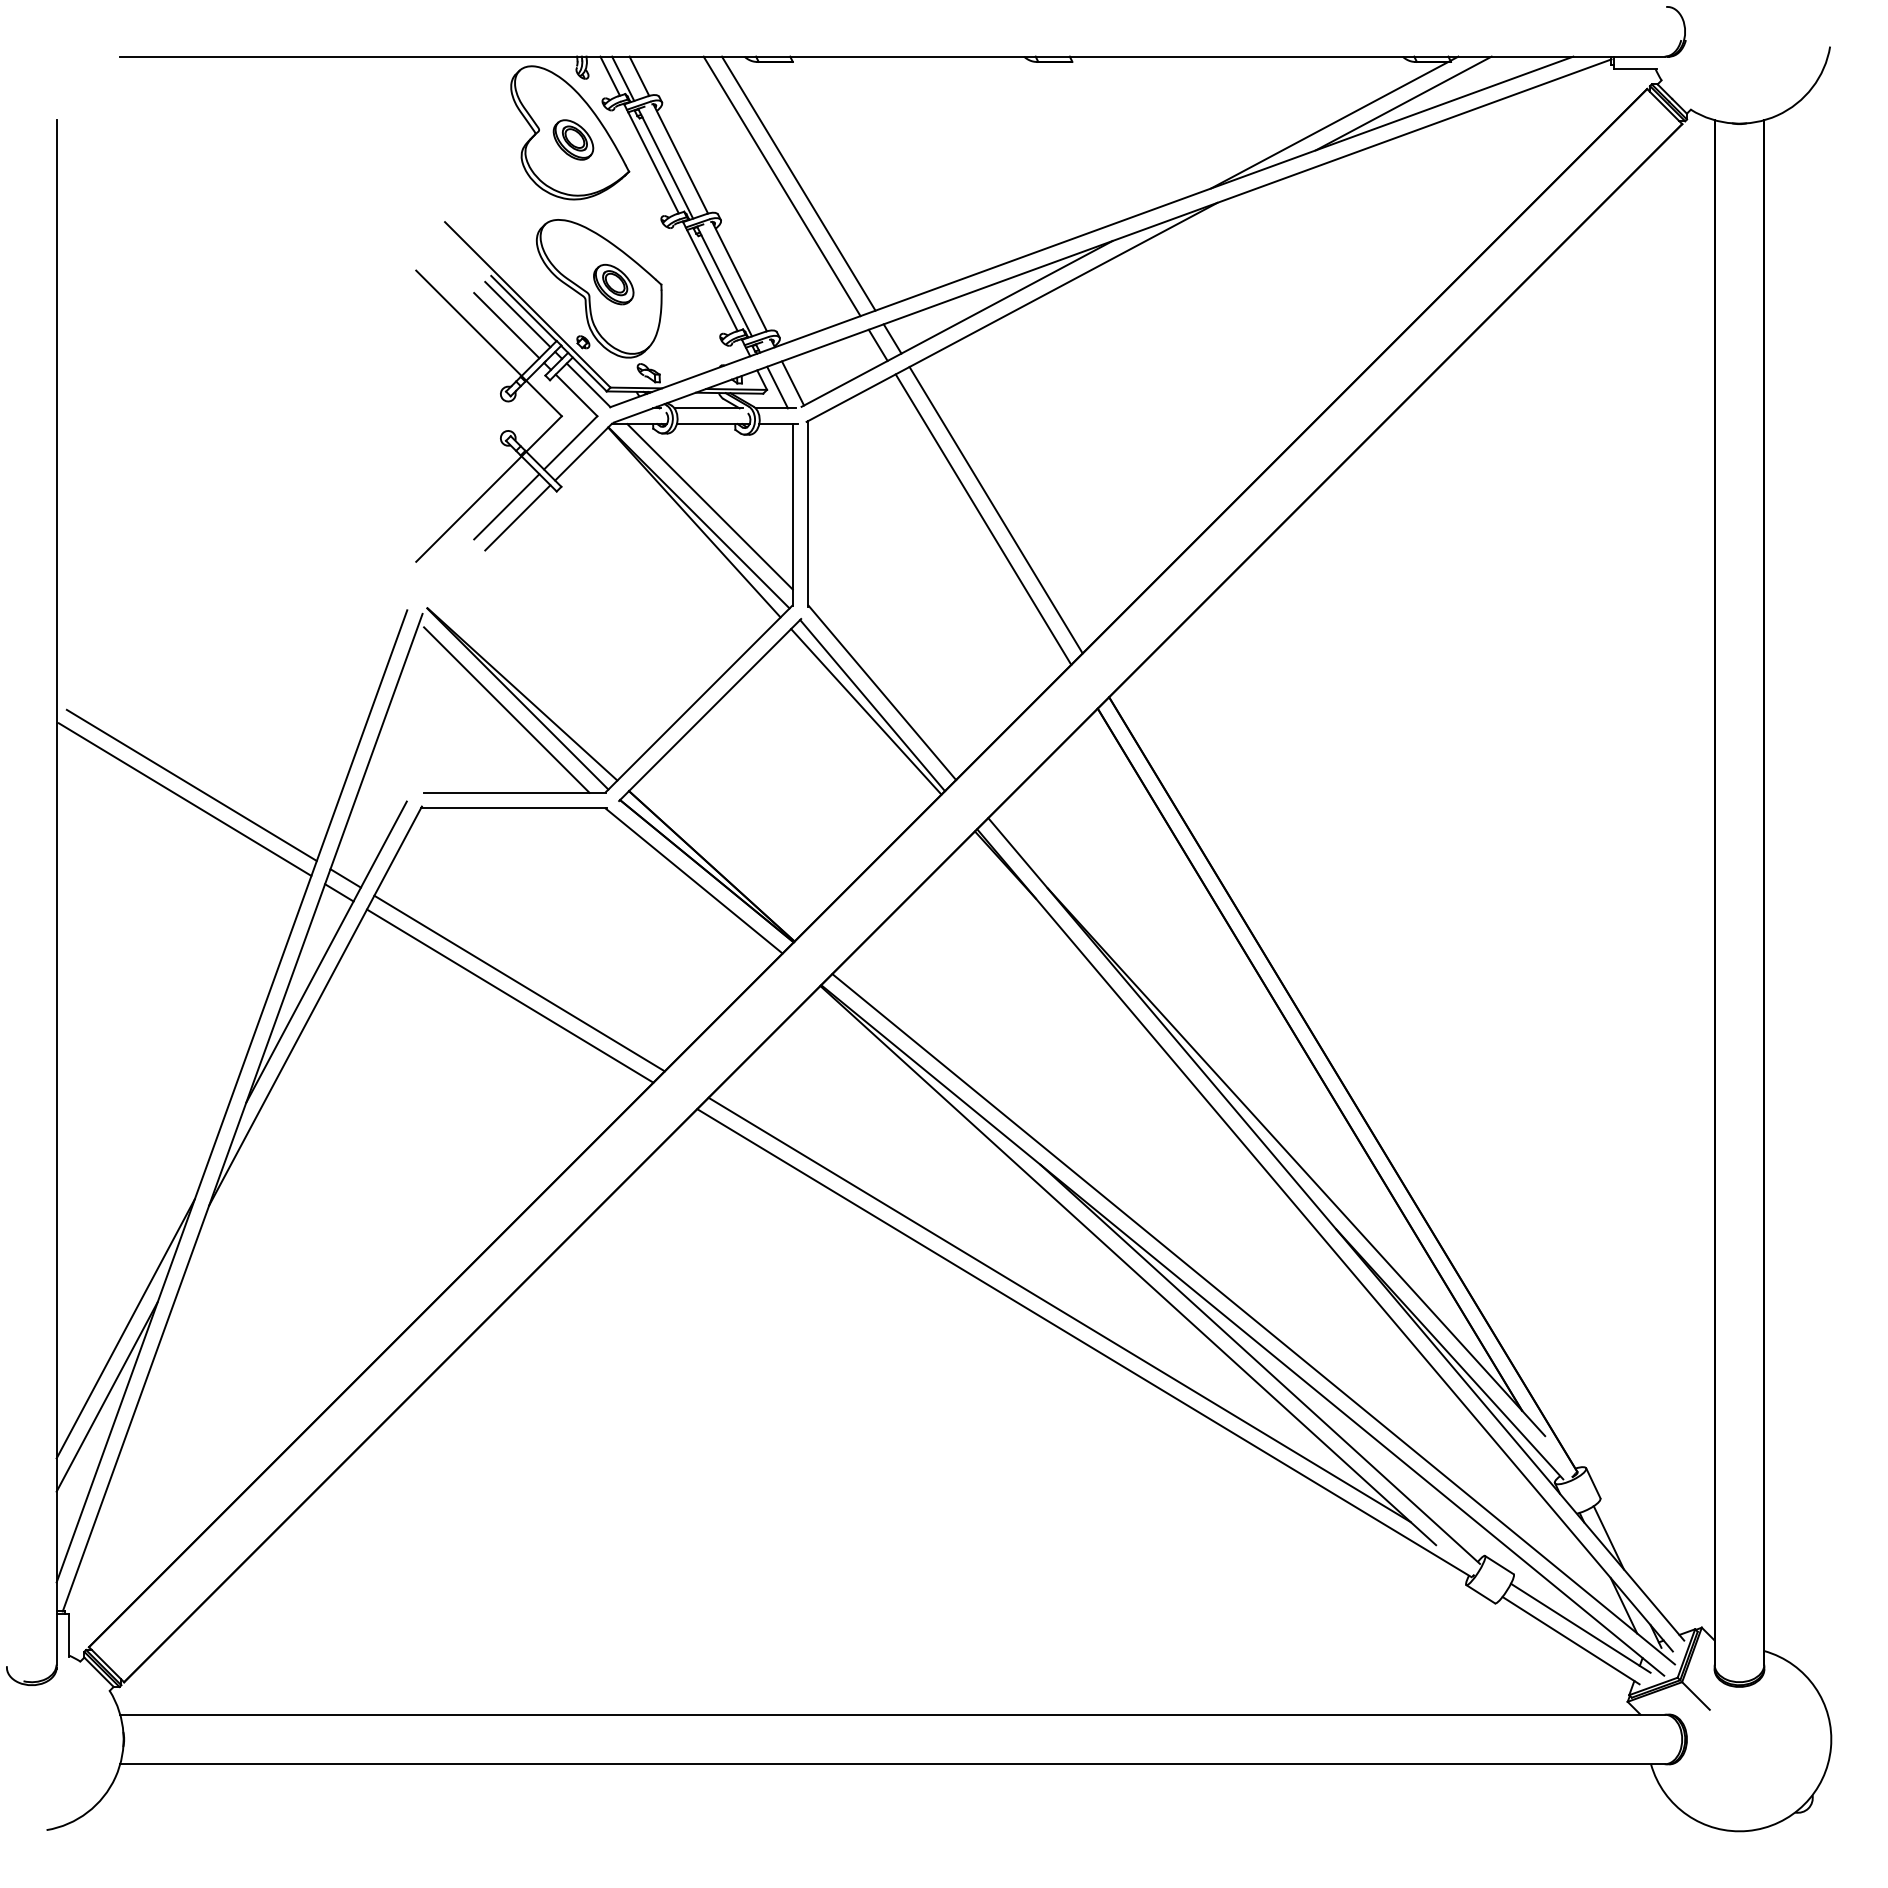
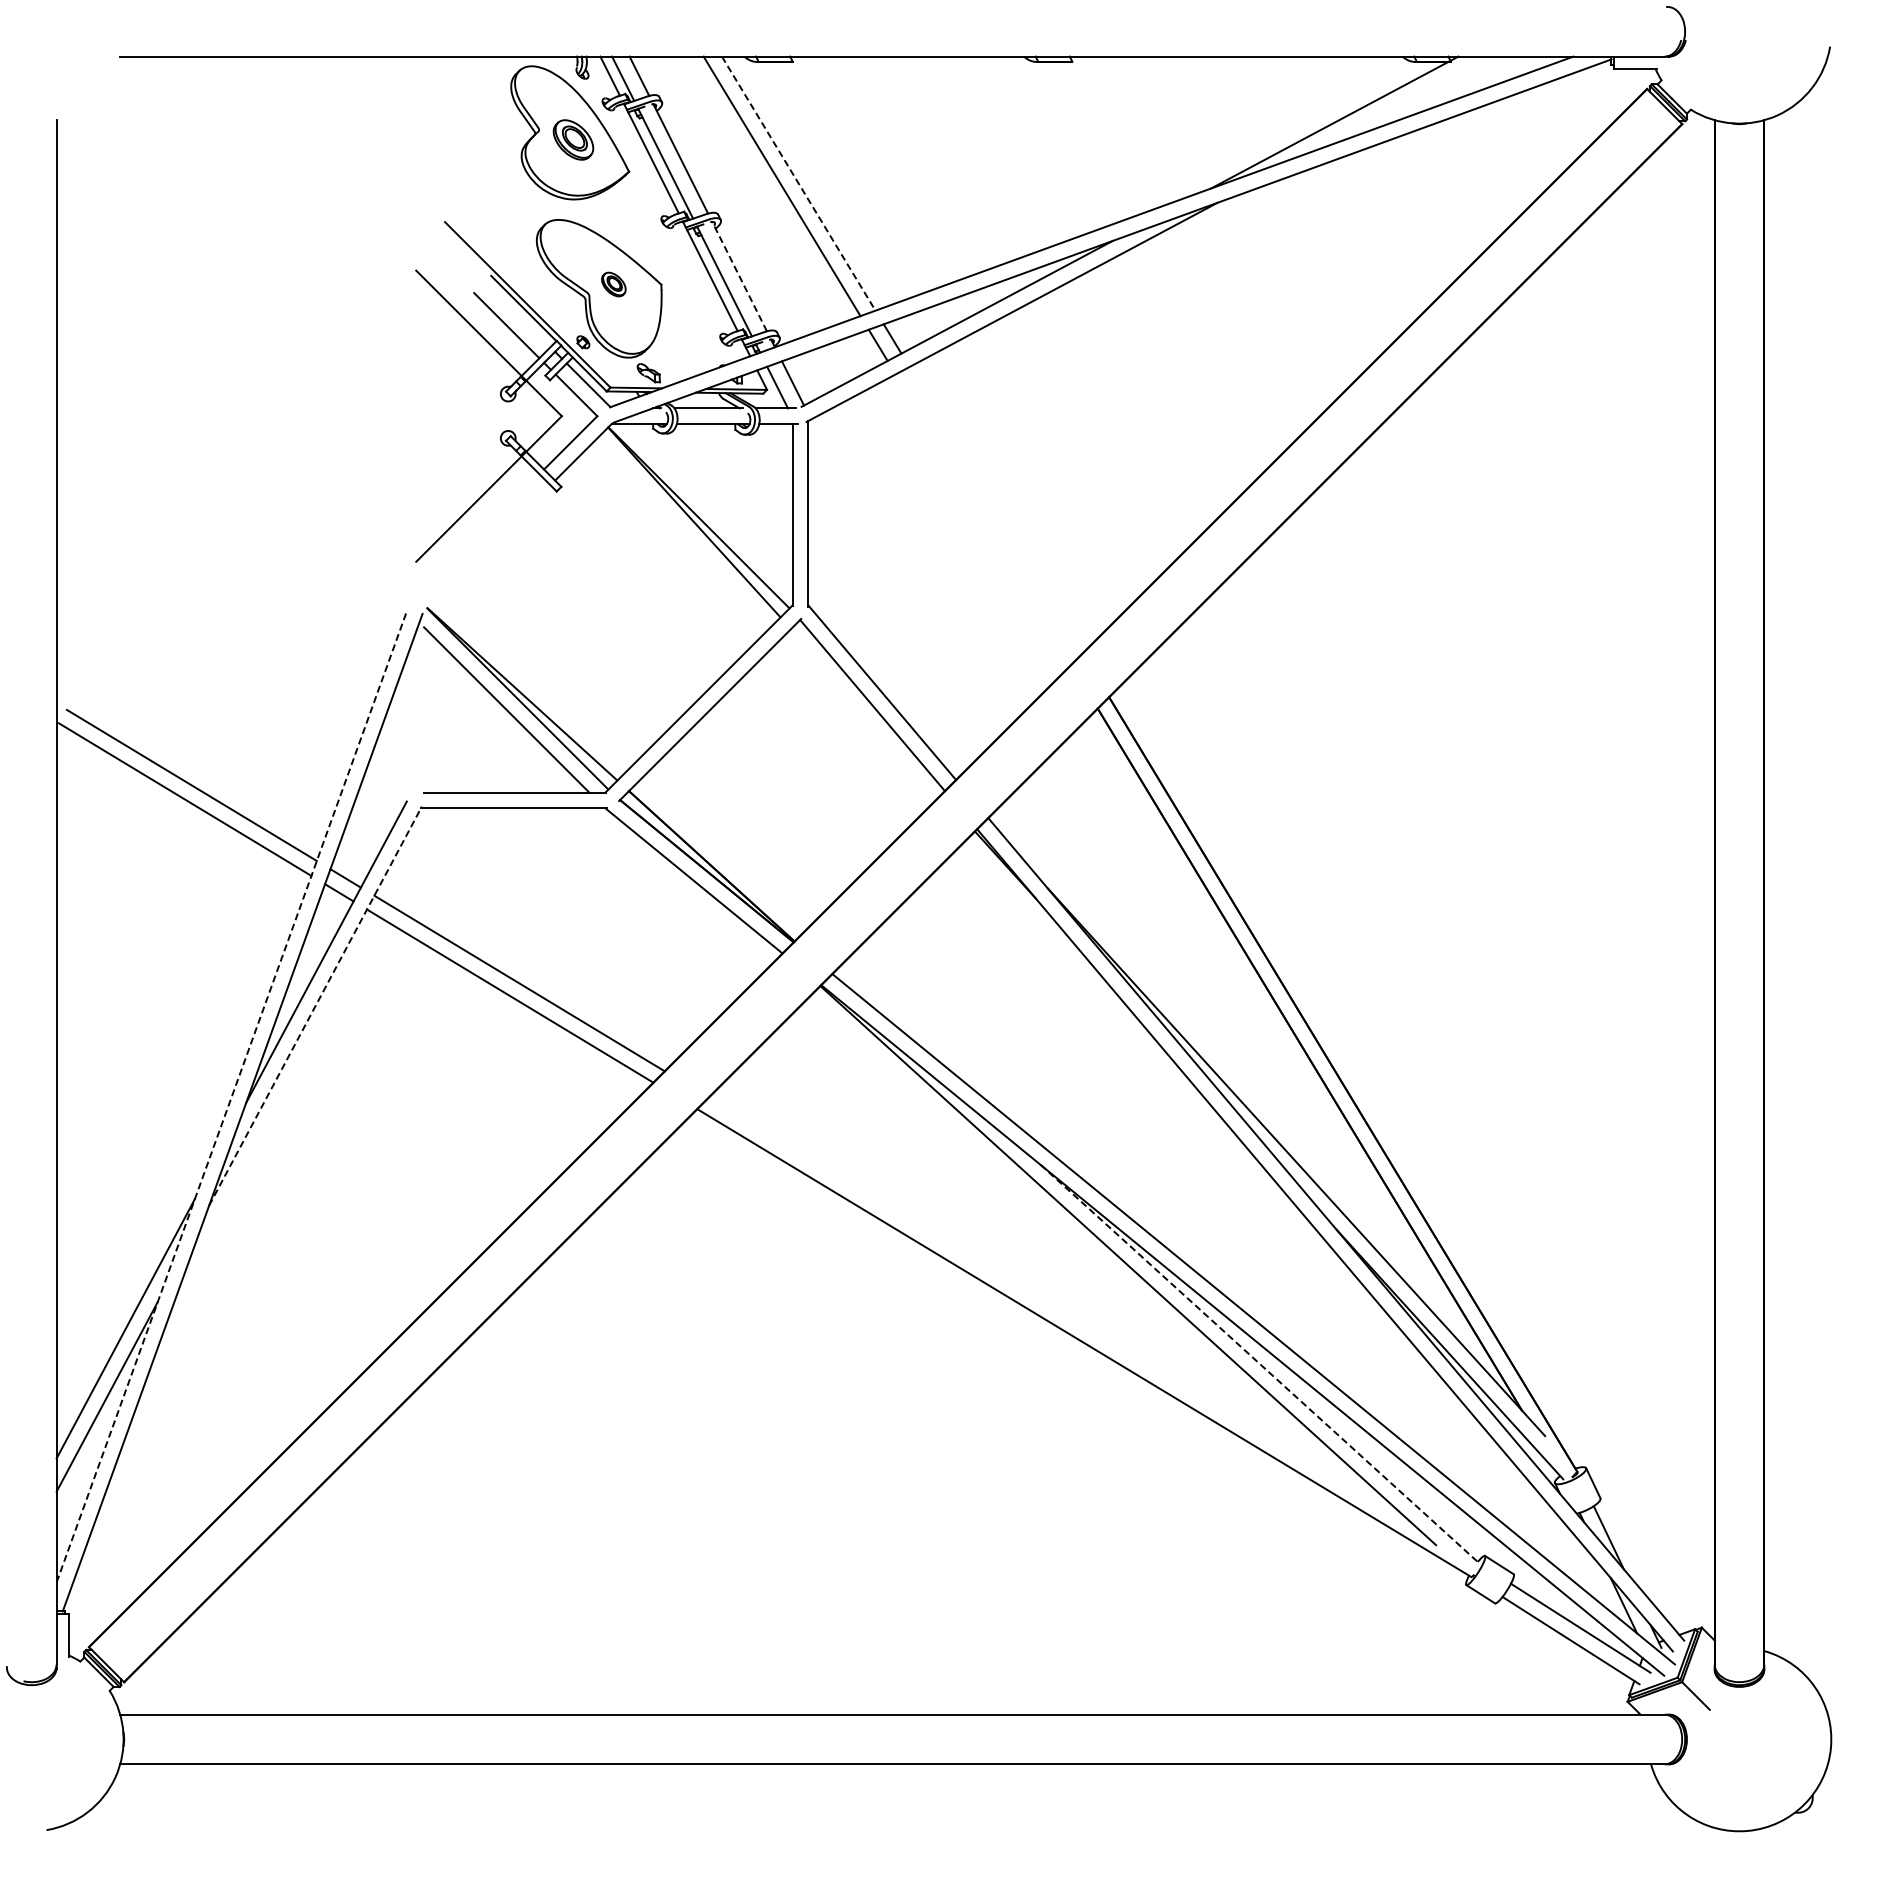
line: present -> none (1403, 103)
line: solid -> dashed (799, 184)
line: solid -> dashed (739, 276)
part size: 42x43 px -> 26x27 px (613, 284)
line: present -> none (517, 314)
line: present -> none (506, 506)
line: present -> none (709, 506)
line: present -> none (995, 510)
line: present -> none (517, 517)
line: present -> none (983, 519)
line: present -> none (866, 711)
line: solid -> dashed (315, 1005)
line: solid -> dashed (231, 1096)
line: present -> none (1059, 1309)
line: solid -> dashed (1260, 1364)
